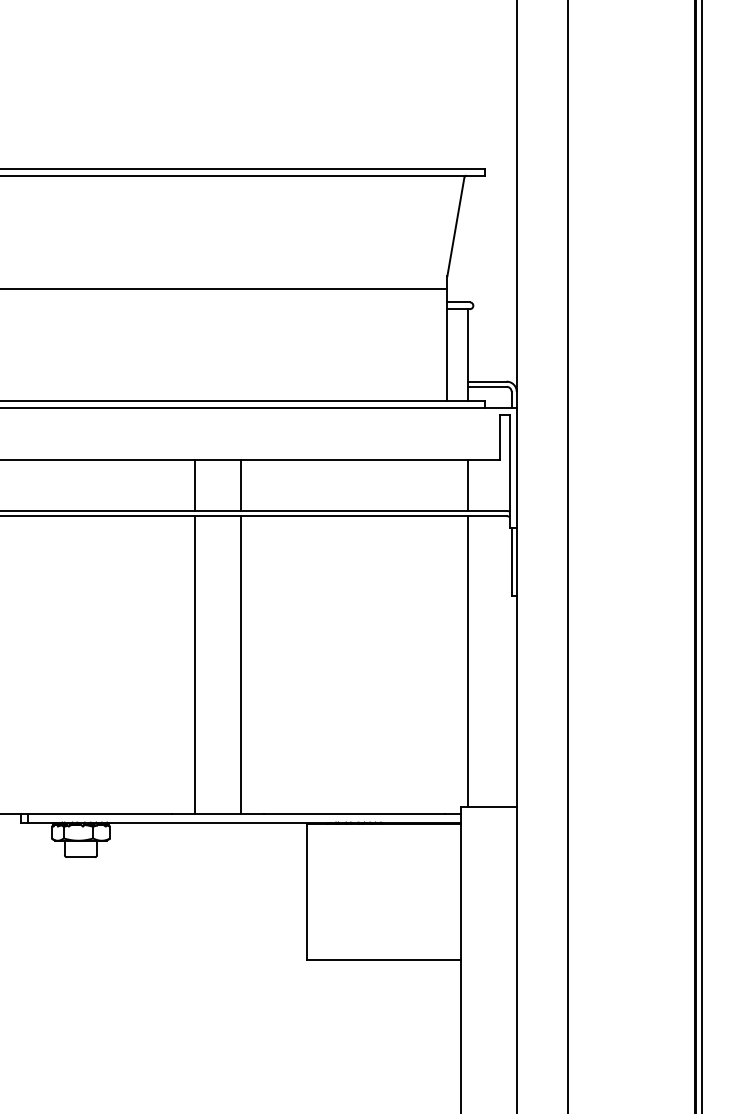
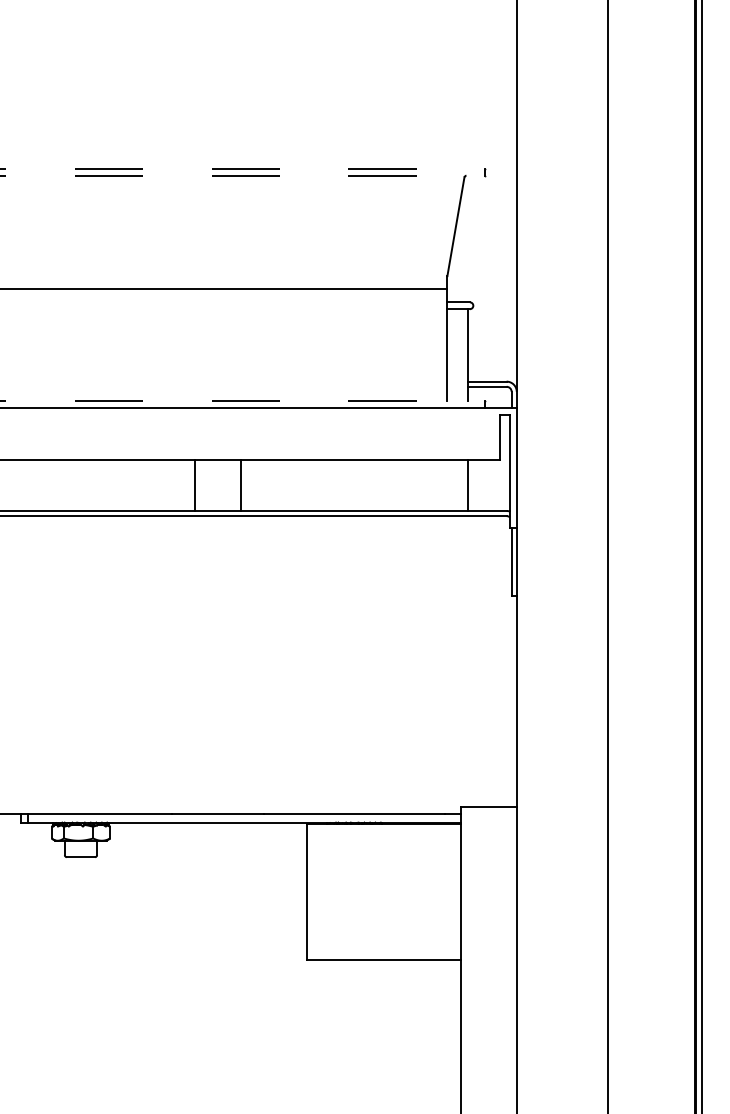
line: solid -> dashed (243, 168)
line: solid -> dashed (243, 175)
line: solid -> dashed (243, 401)
line position: (568, 556) -> (608, 556) (608, 556)
line: present -> none (468, 661)
line: present -> none (194, 665)
line: present -> none (241, 665)
